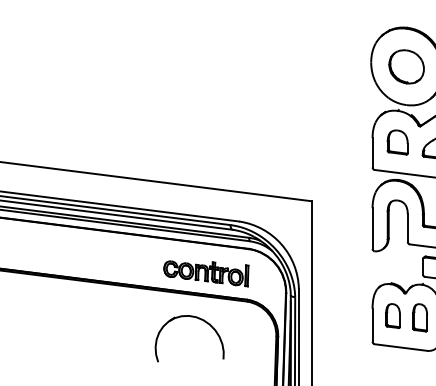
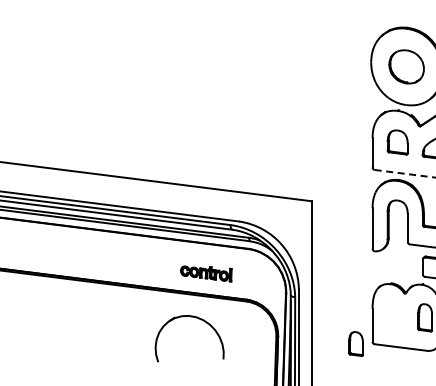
line: solid -> dashed (405, 173)
part size: 87x28 px -> 53x18 px (206, 273)
part position: (392, 316) -> (355, 344) (355, 344)
part position: (419, 317) -> (424, 317) (424, 317)
